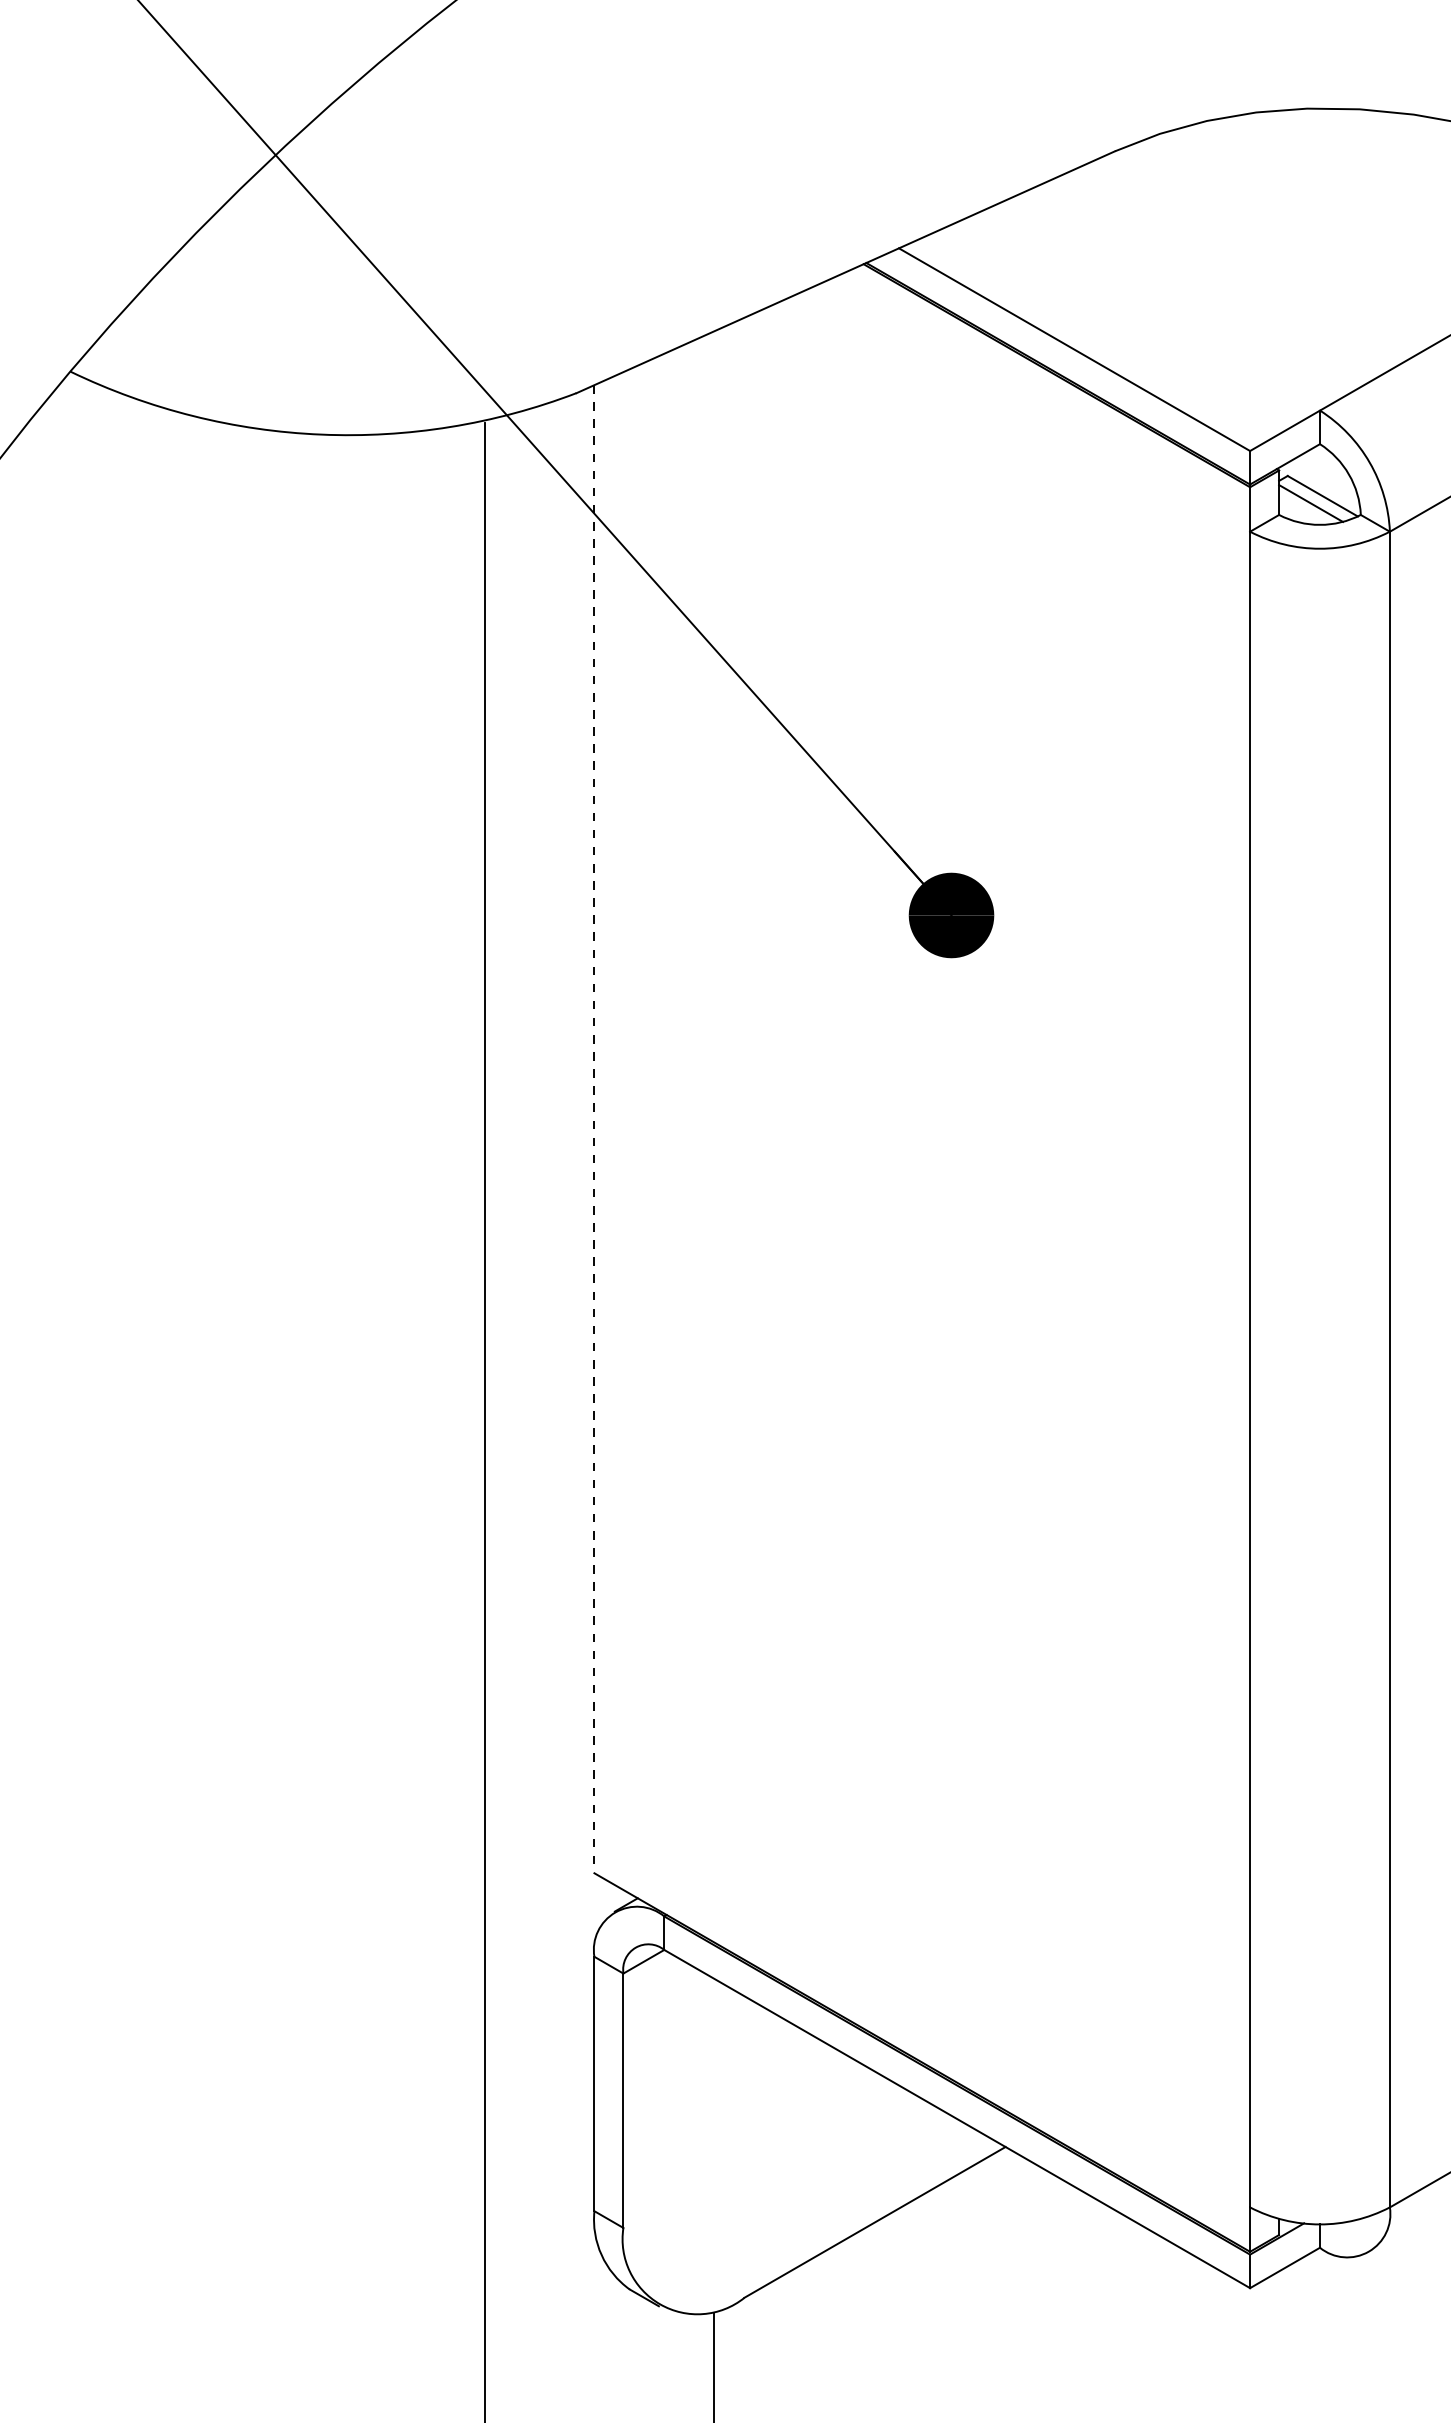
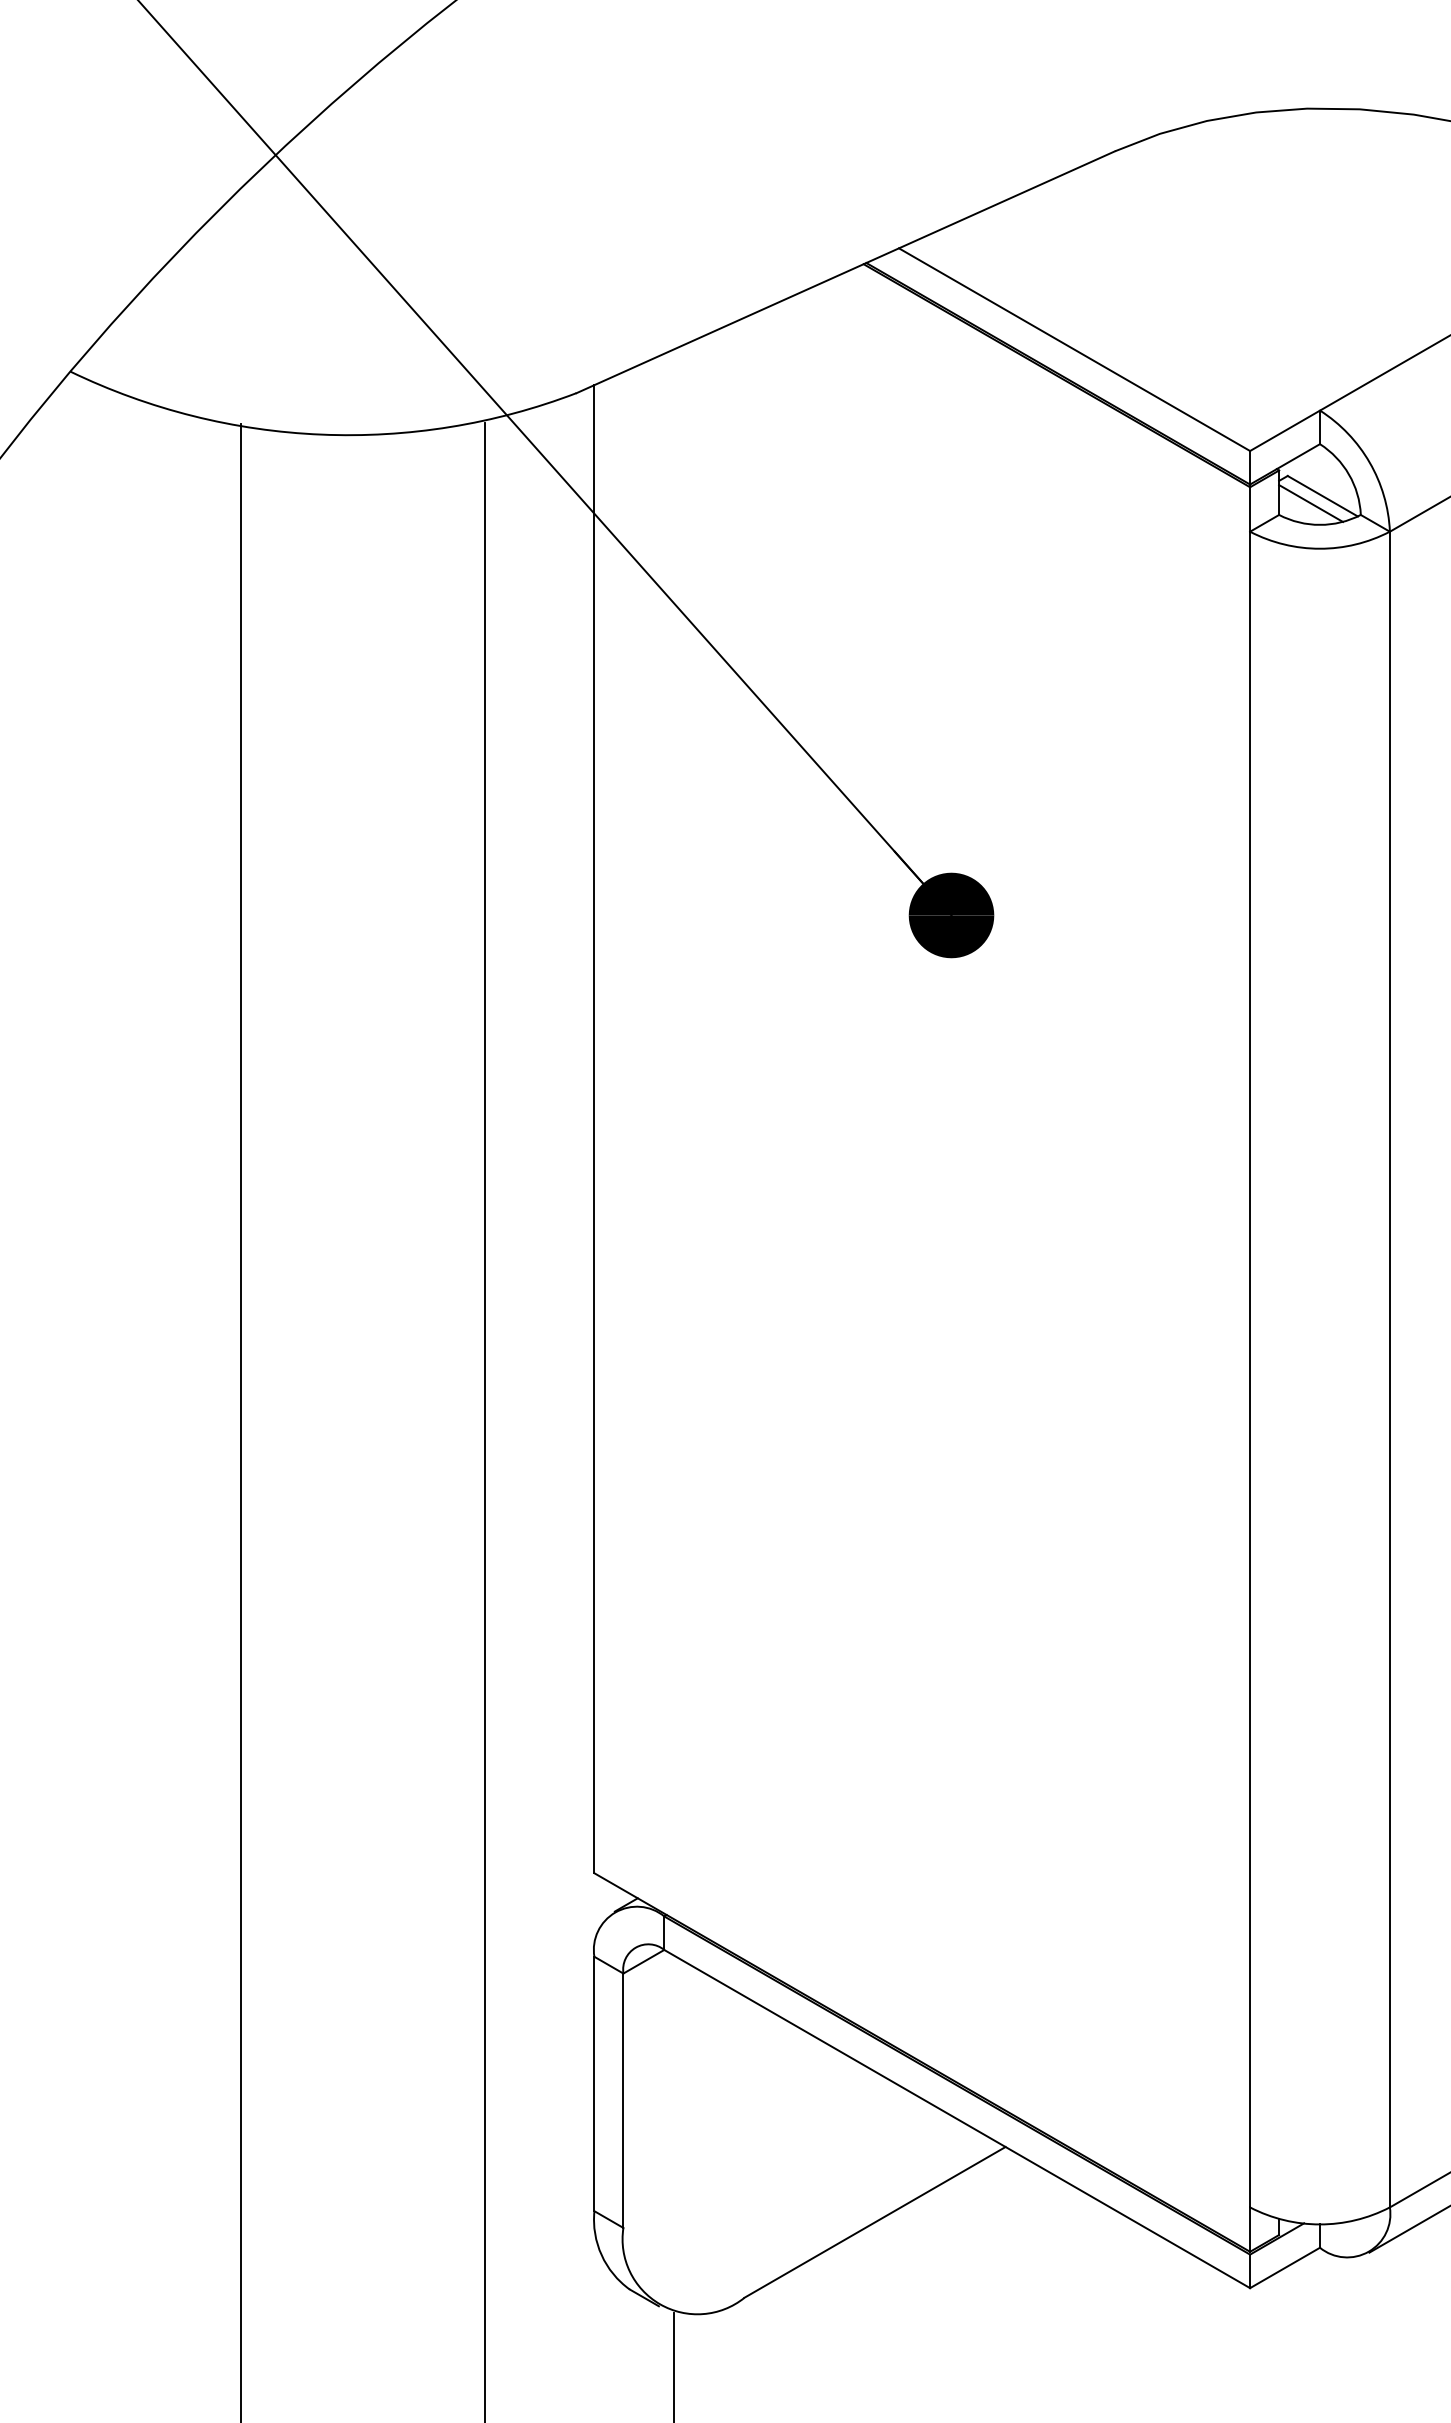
line: dashed -> solid (594, 1129)
line: none -> present (241, 1421)
line: none -> present (1408, 2229)
line position: (714, 2365) -> (674, 2365) (674, 2365)
